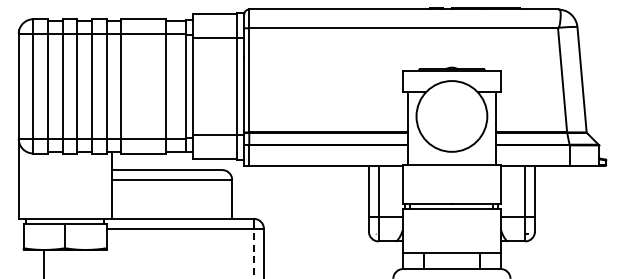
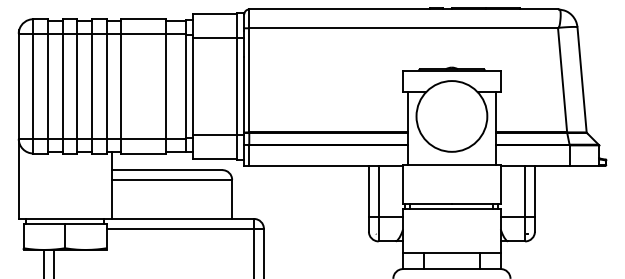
line: dashed -> solid (254, 253)
line: none -> present (53, 262)
